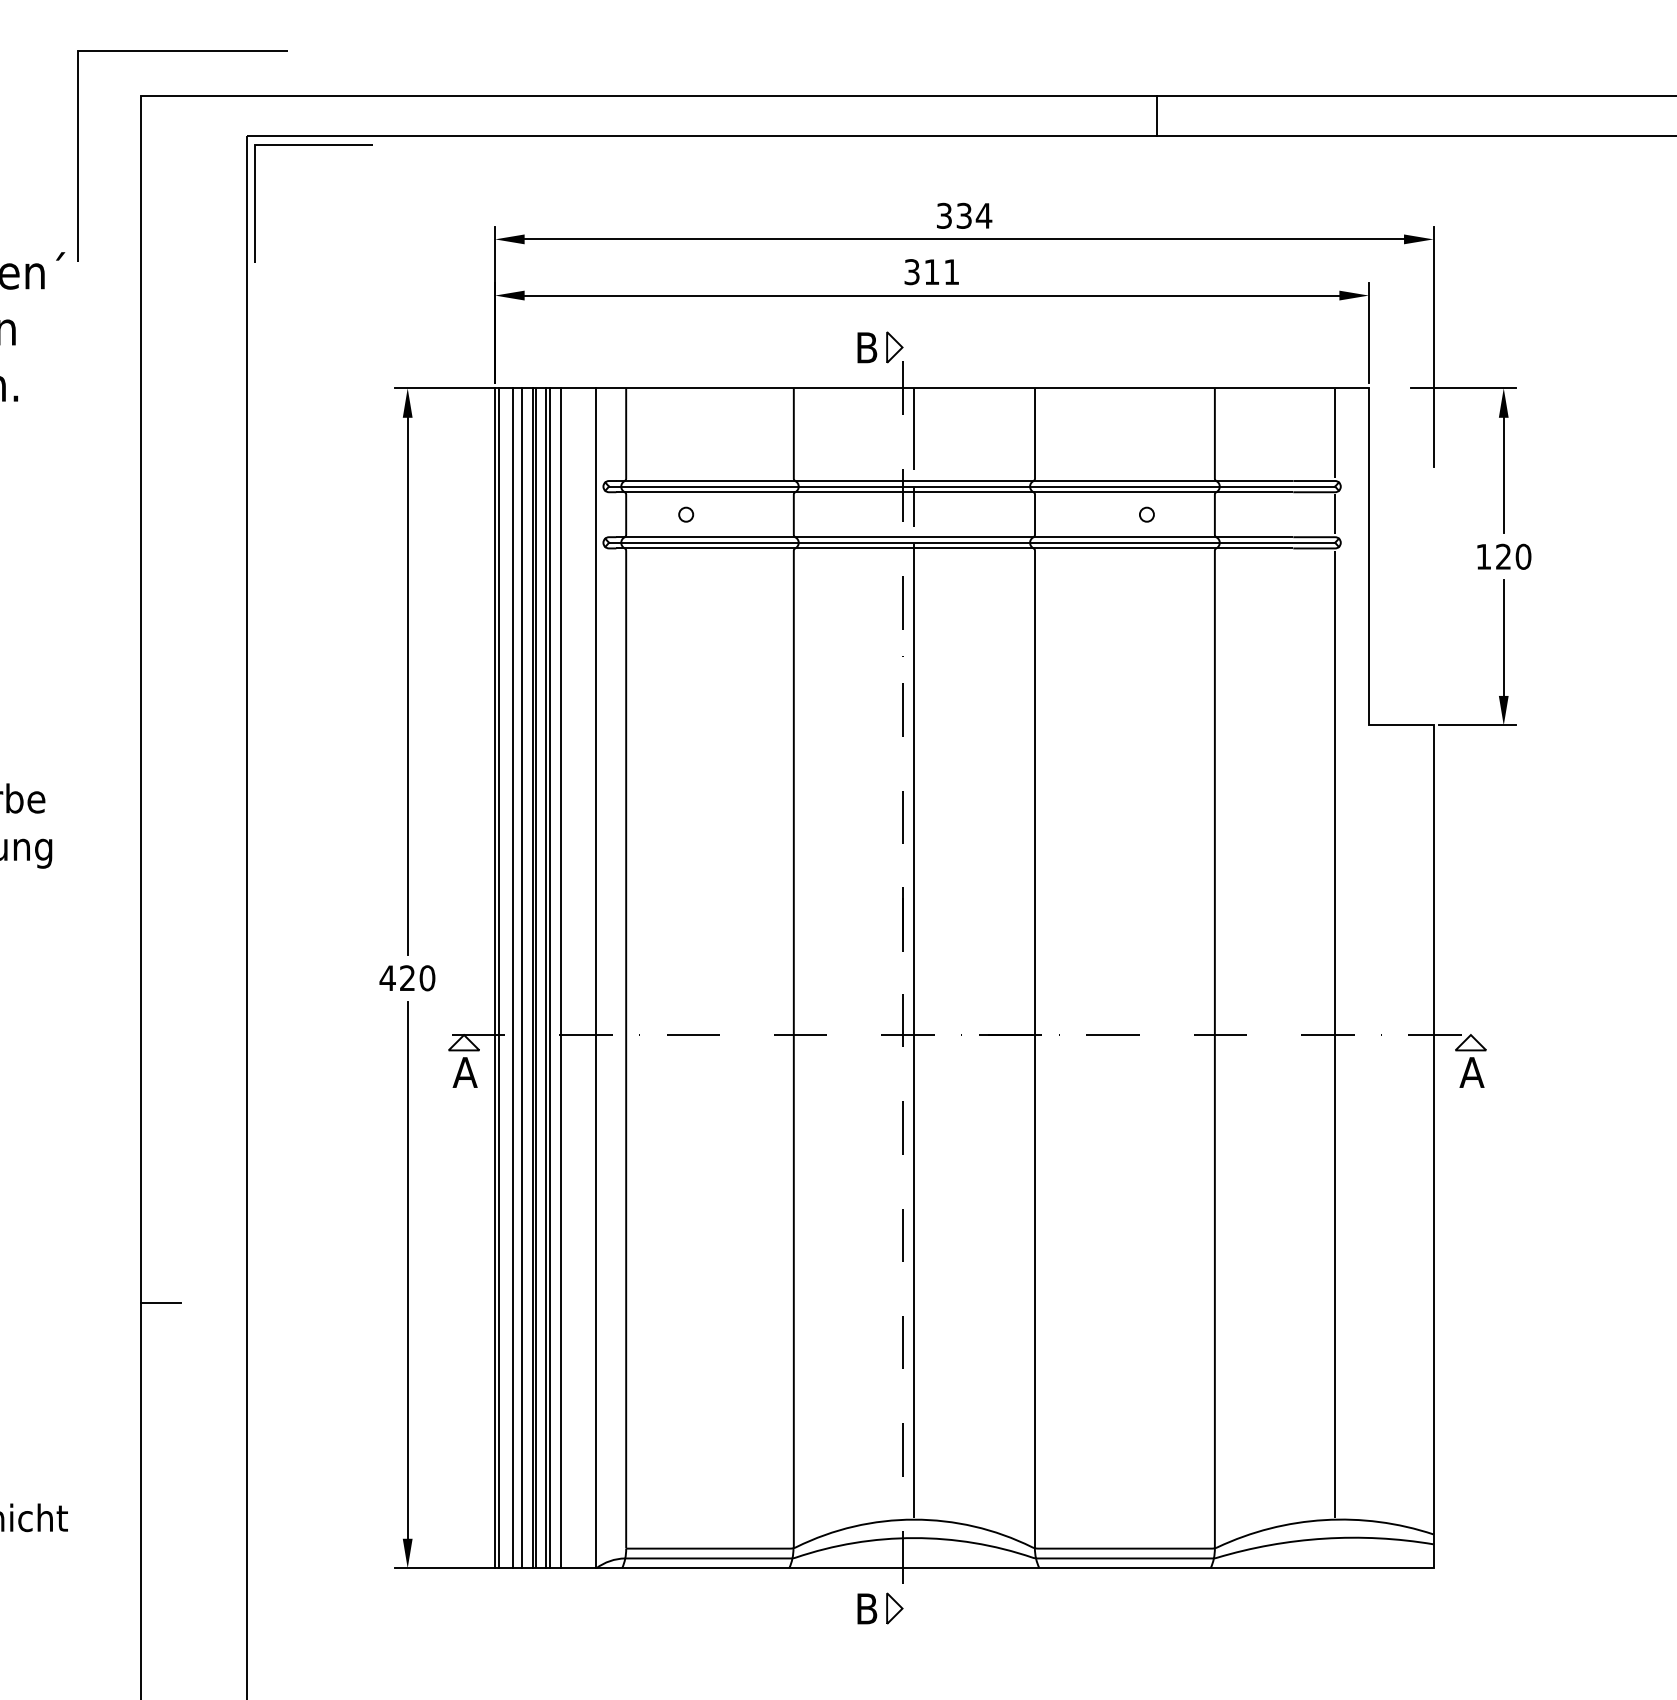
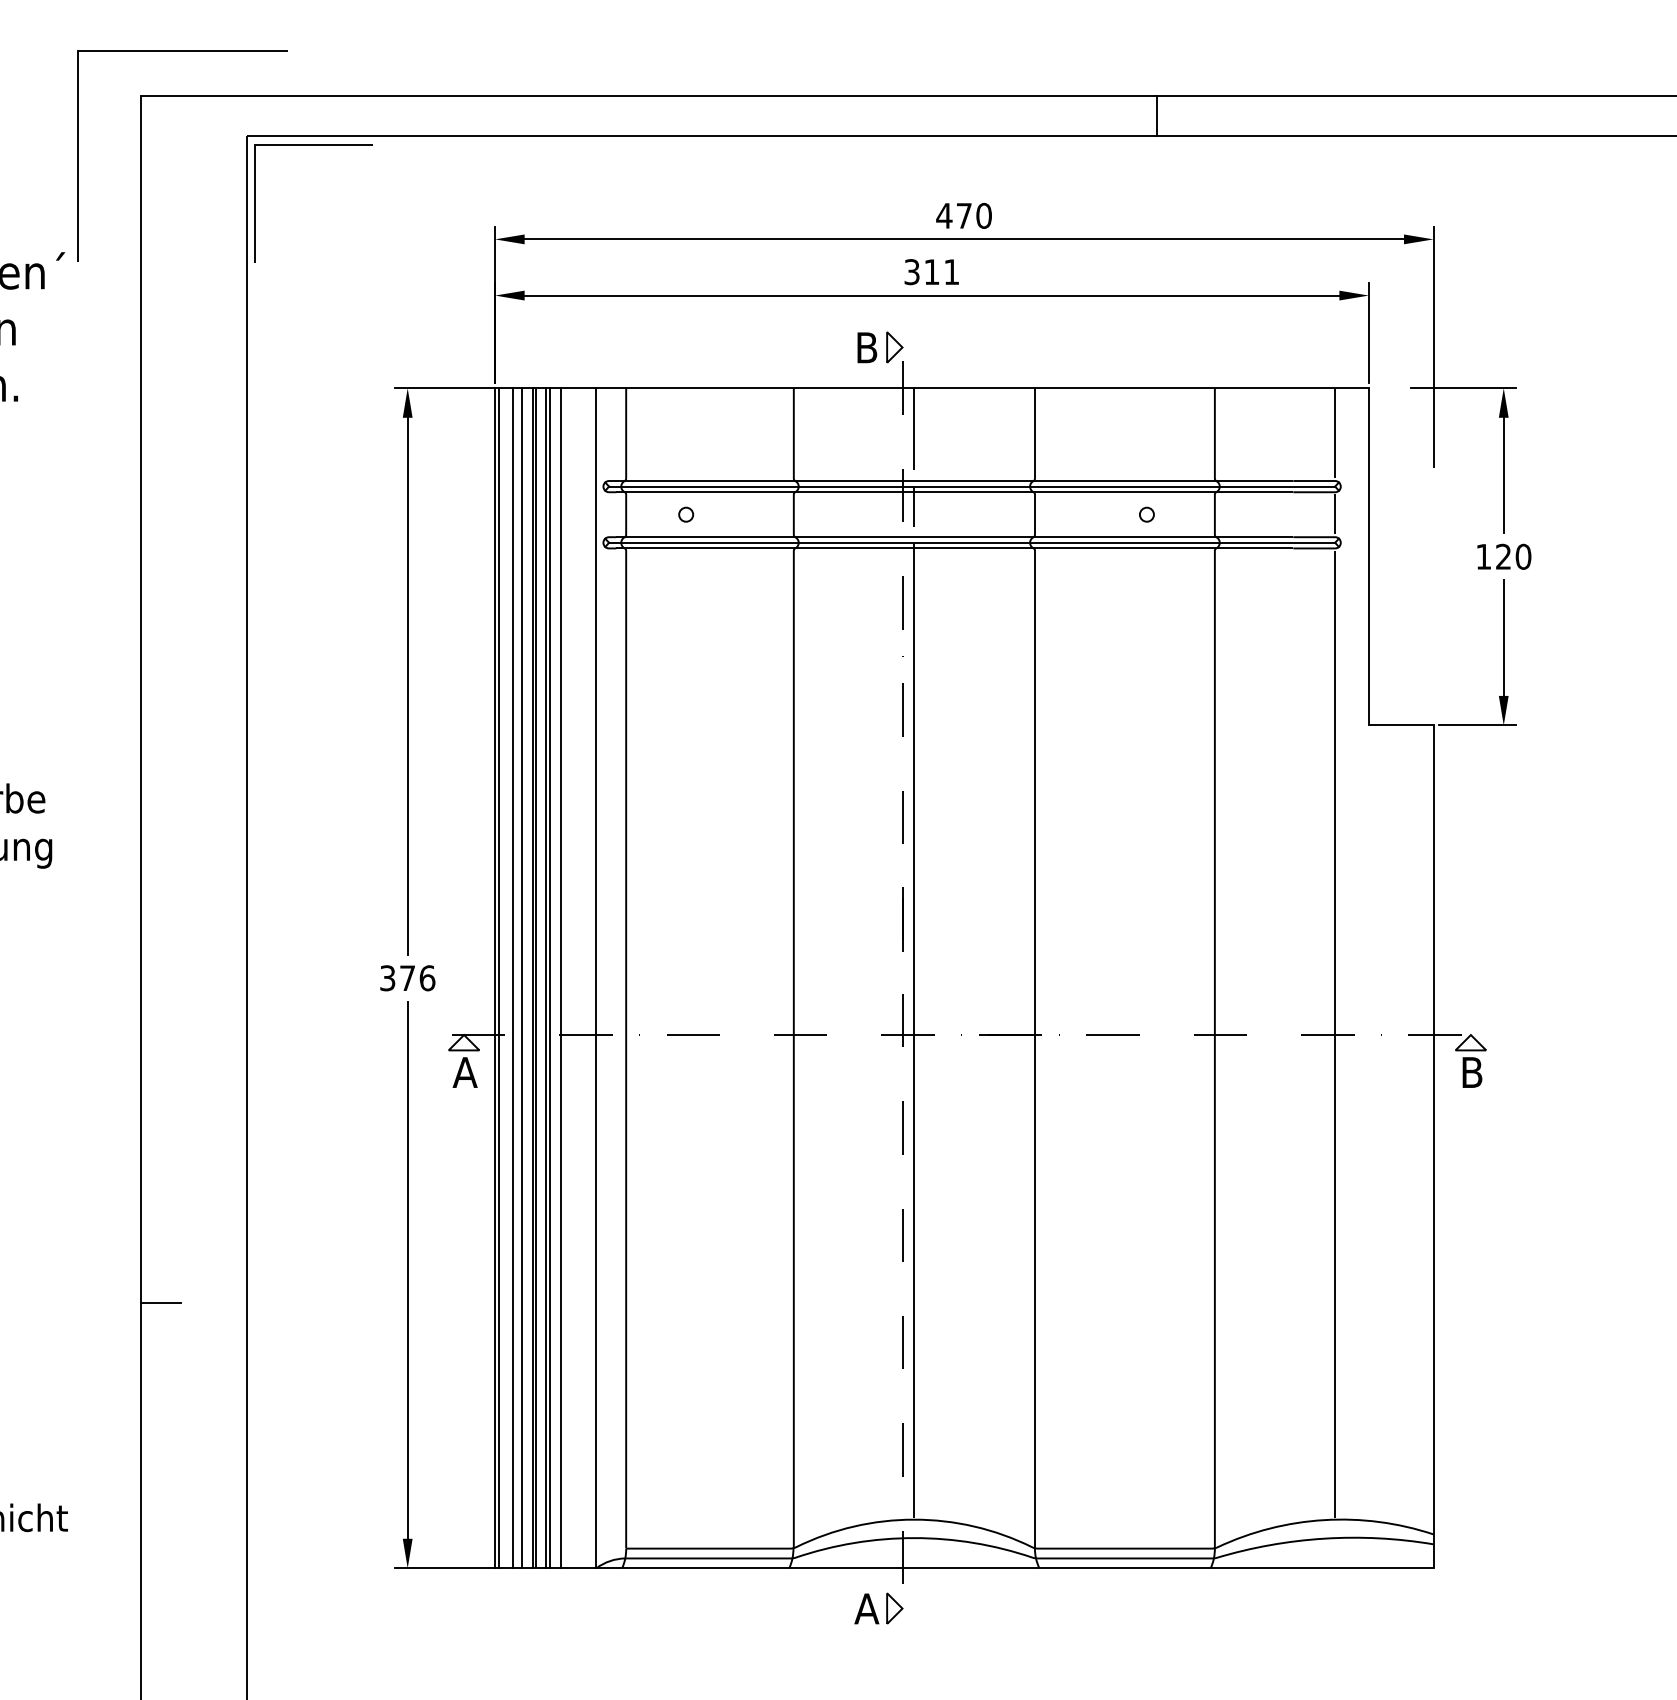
text: 334 -> 470 (964, 215)
text: 420 -> 376 (407, 978)
text: A -> B (1471, 1072)
text: B -> A (866, 1608)
